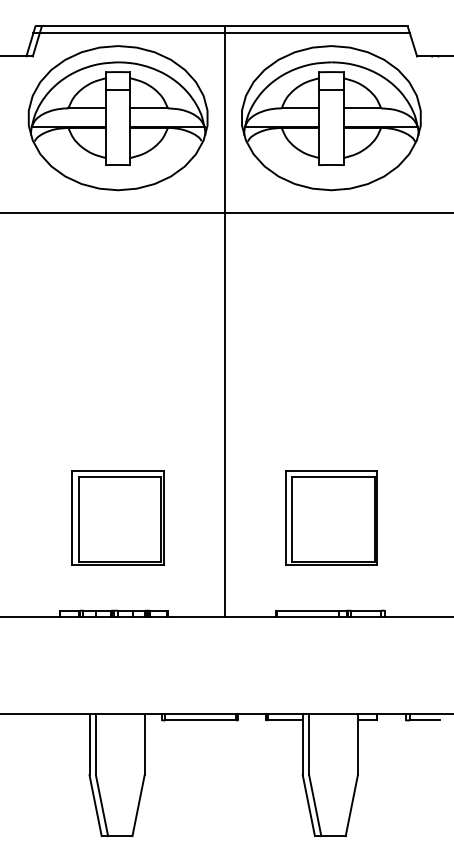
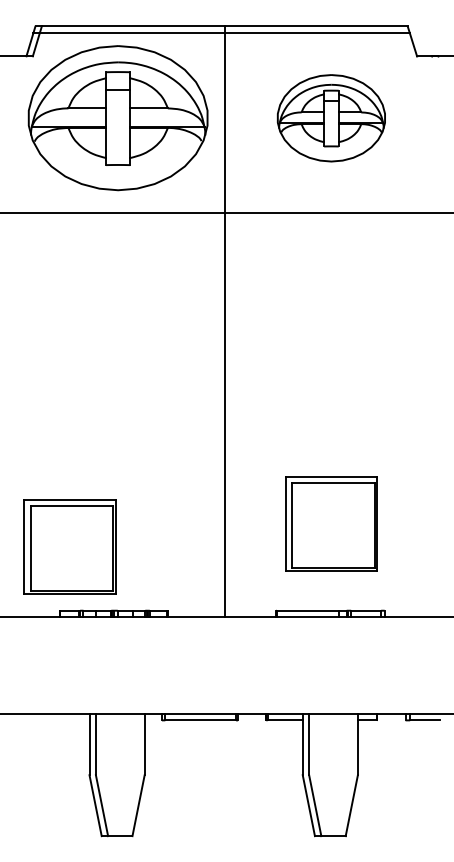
part size: 181x147 px -> 110x89 px (330, 118)
part position: (117, 517) -> (69, 546) (69, 546)
part position: (331, 517) -> (331, 523) (331, 523)
